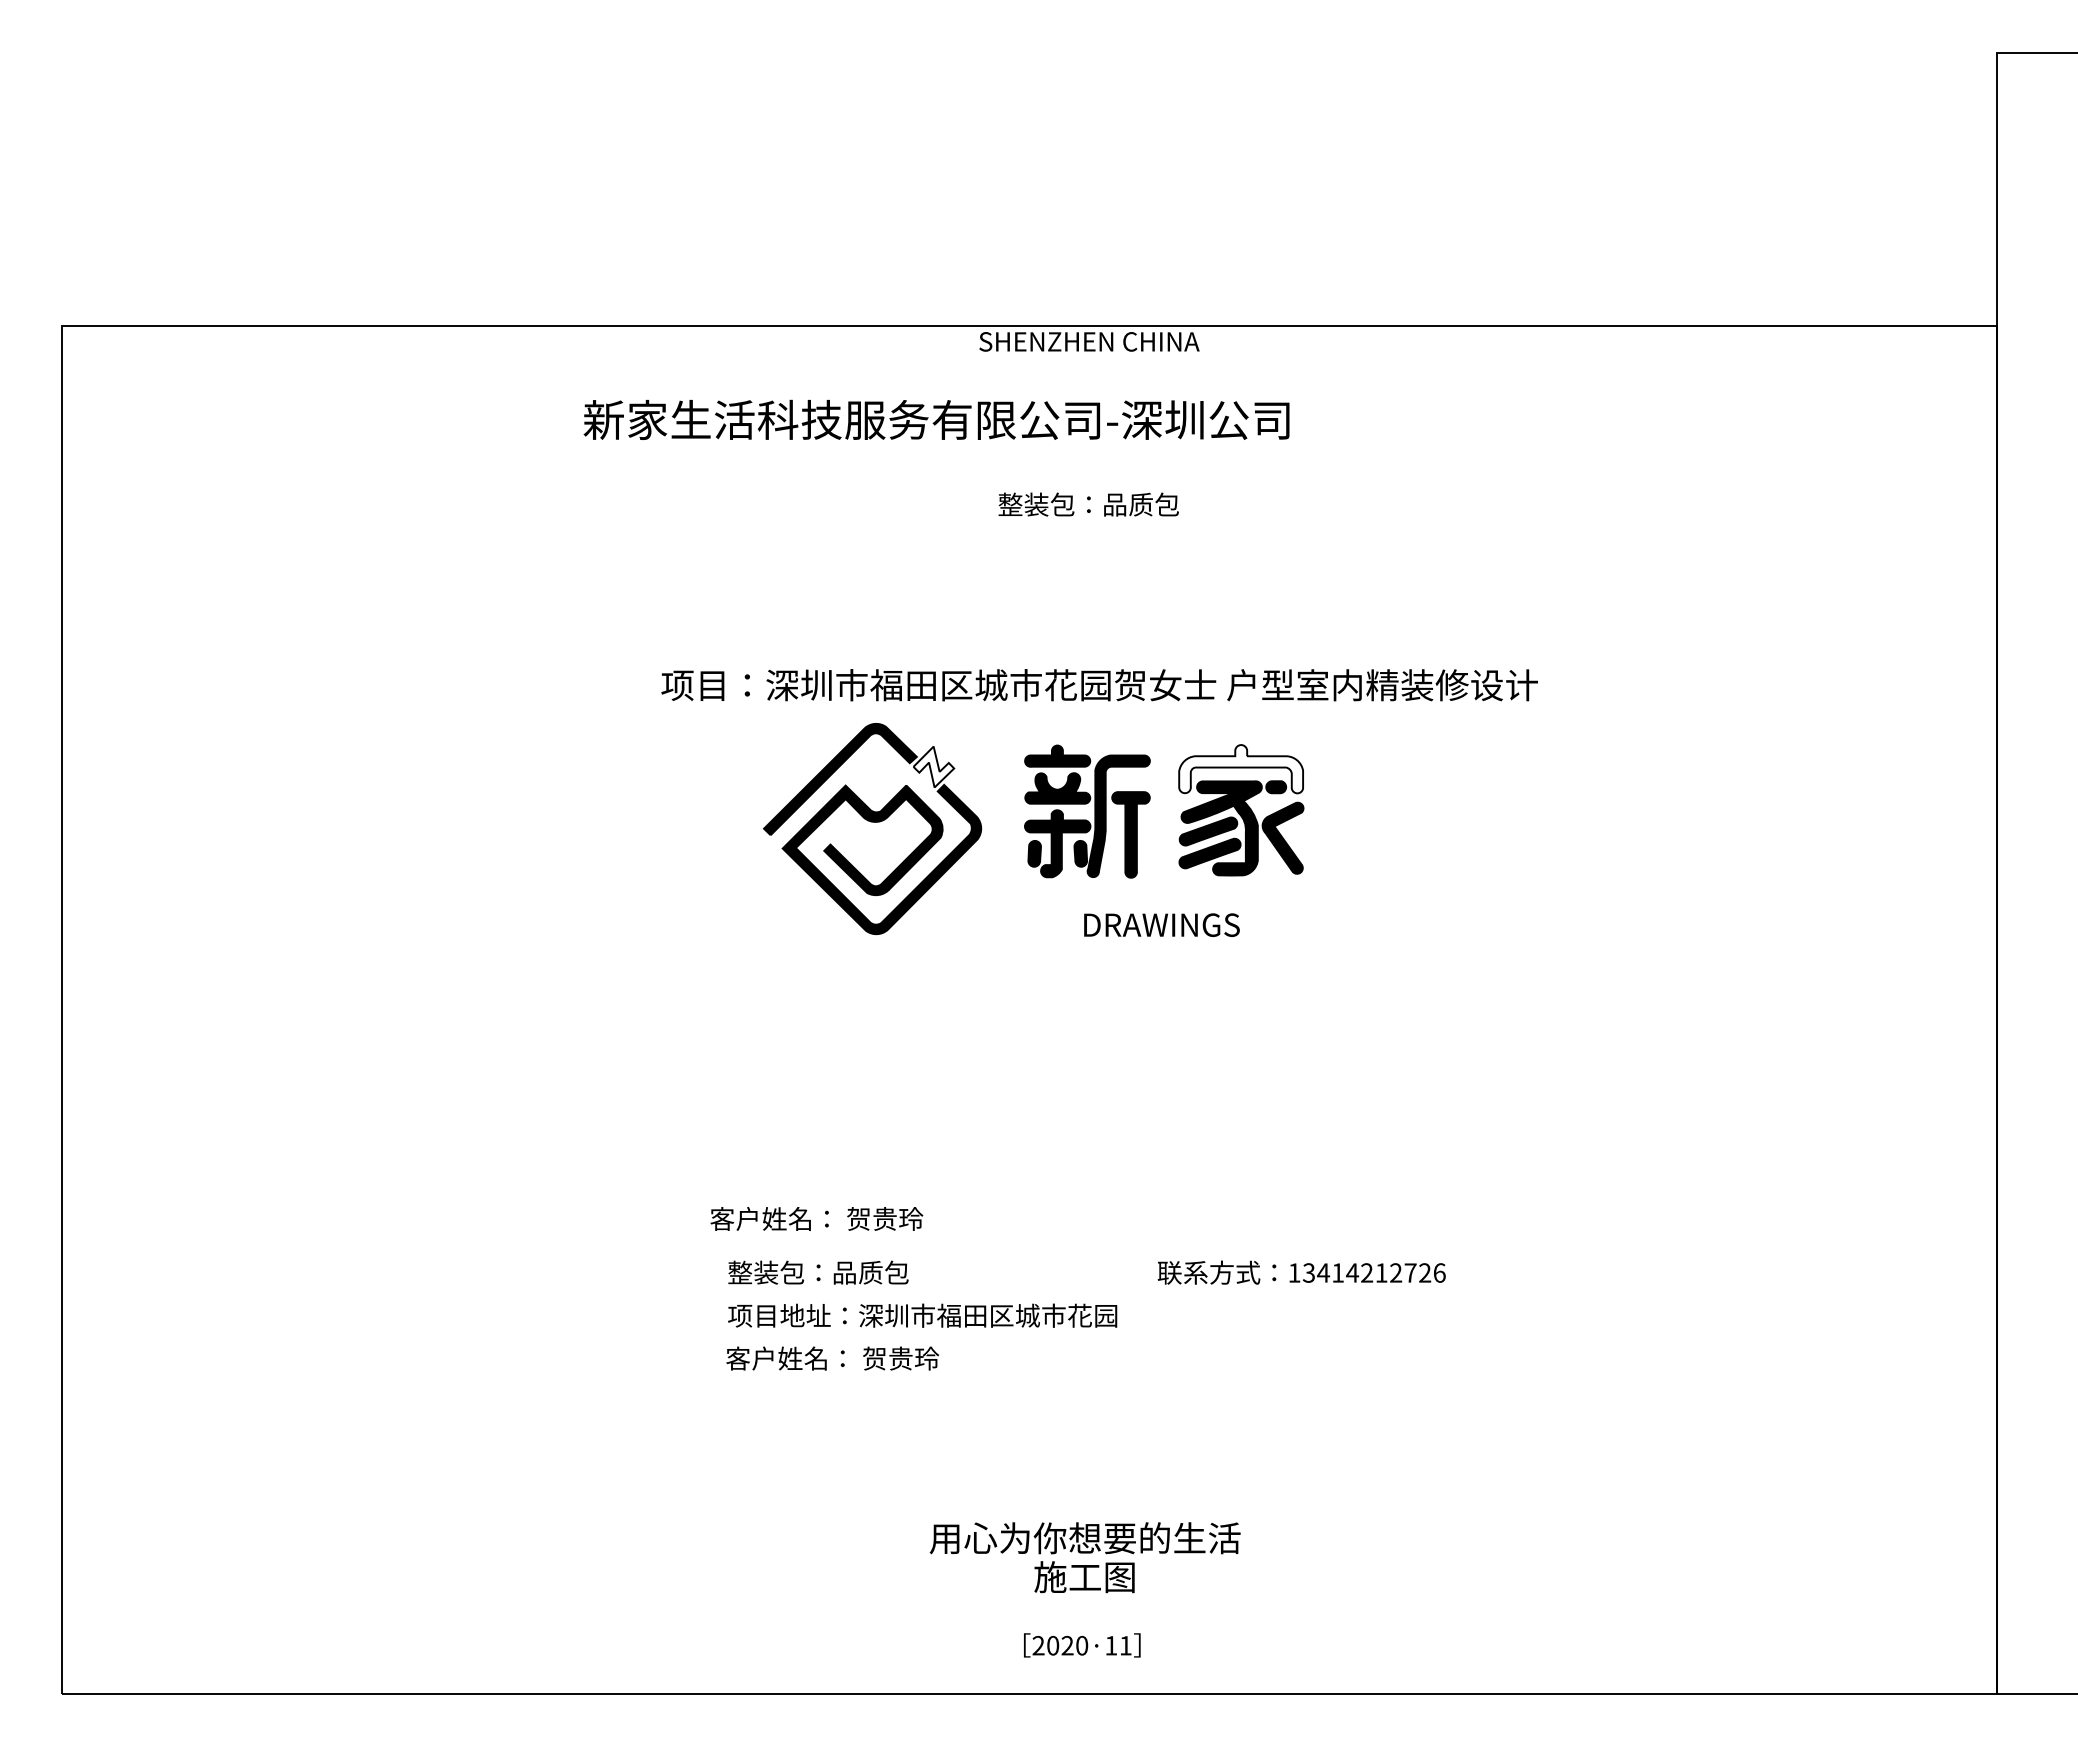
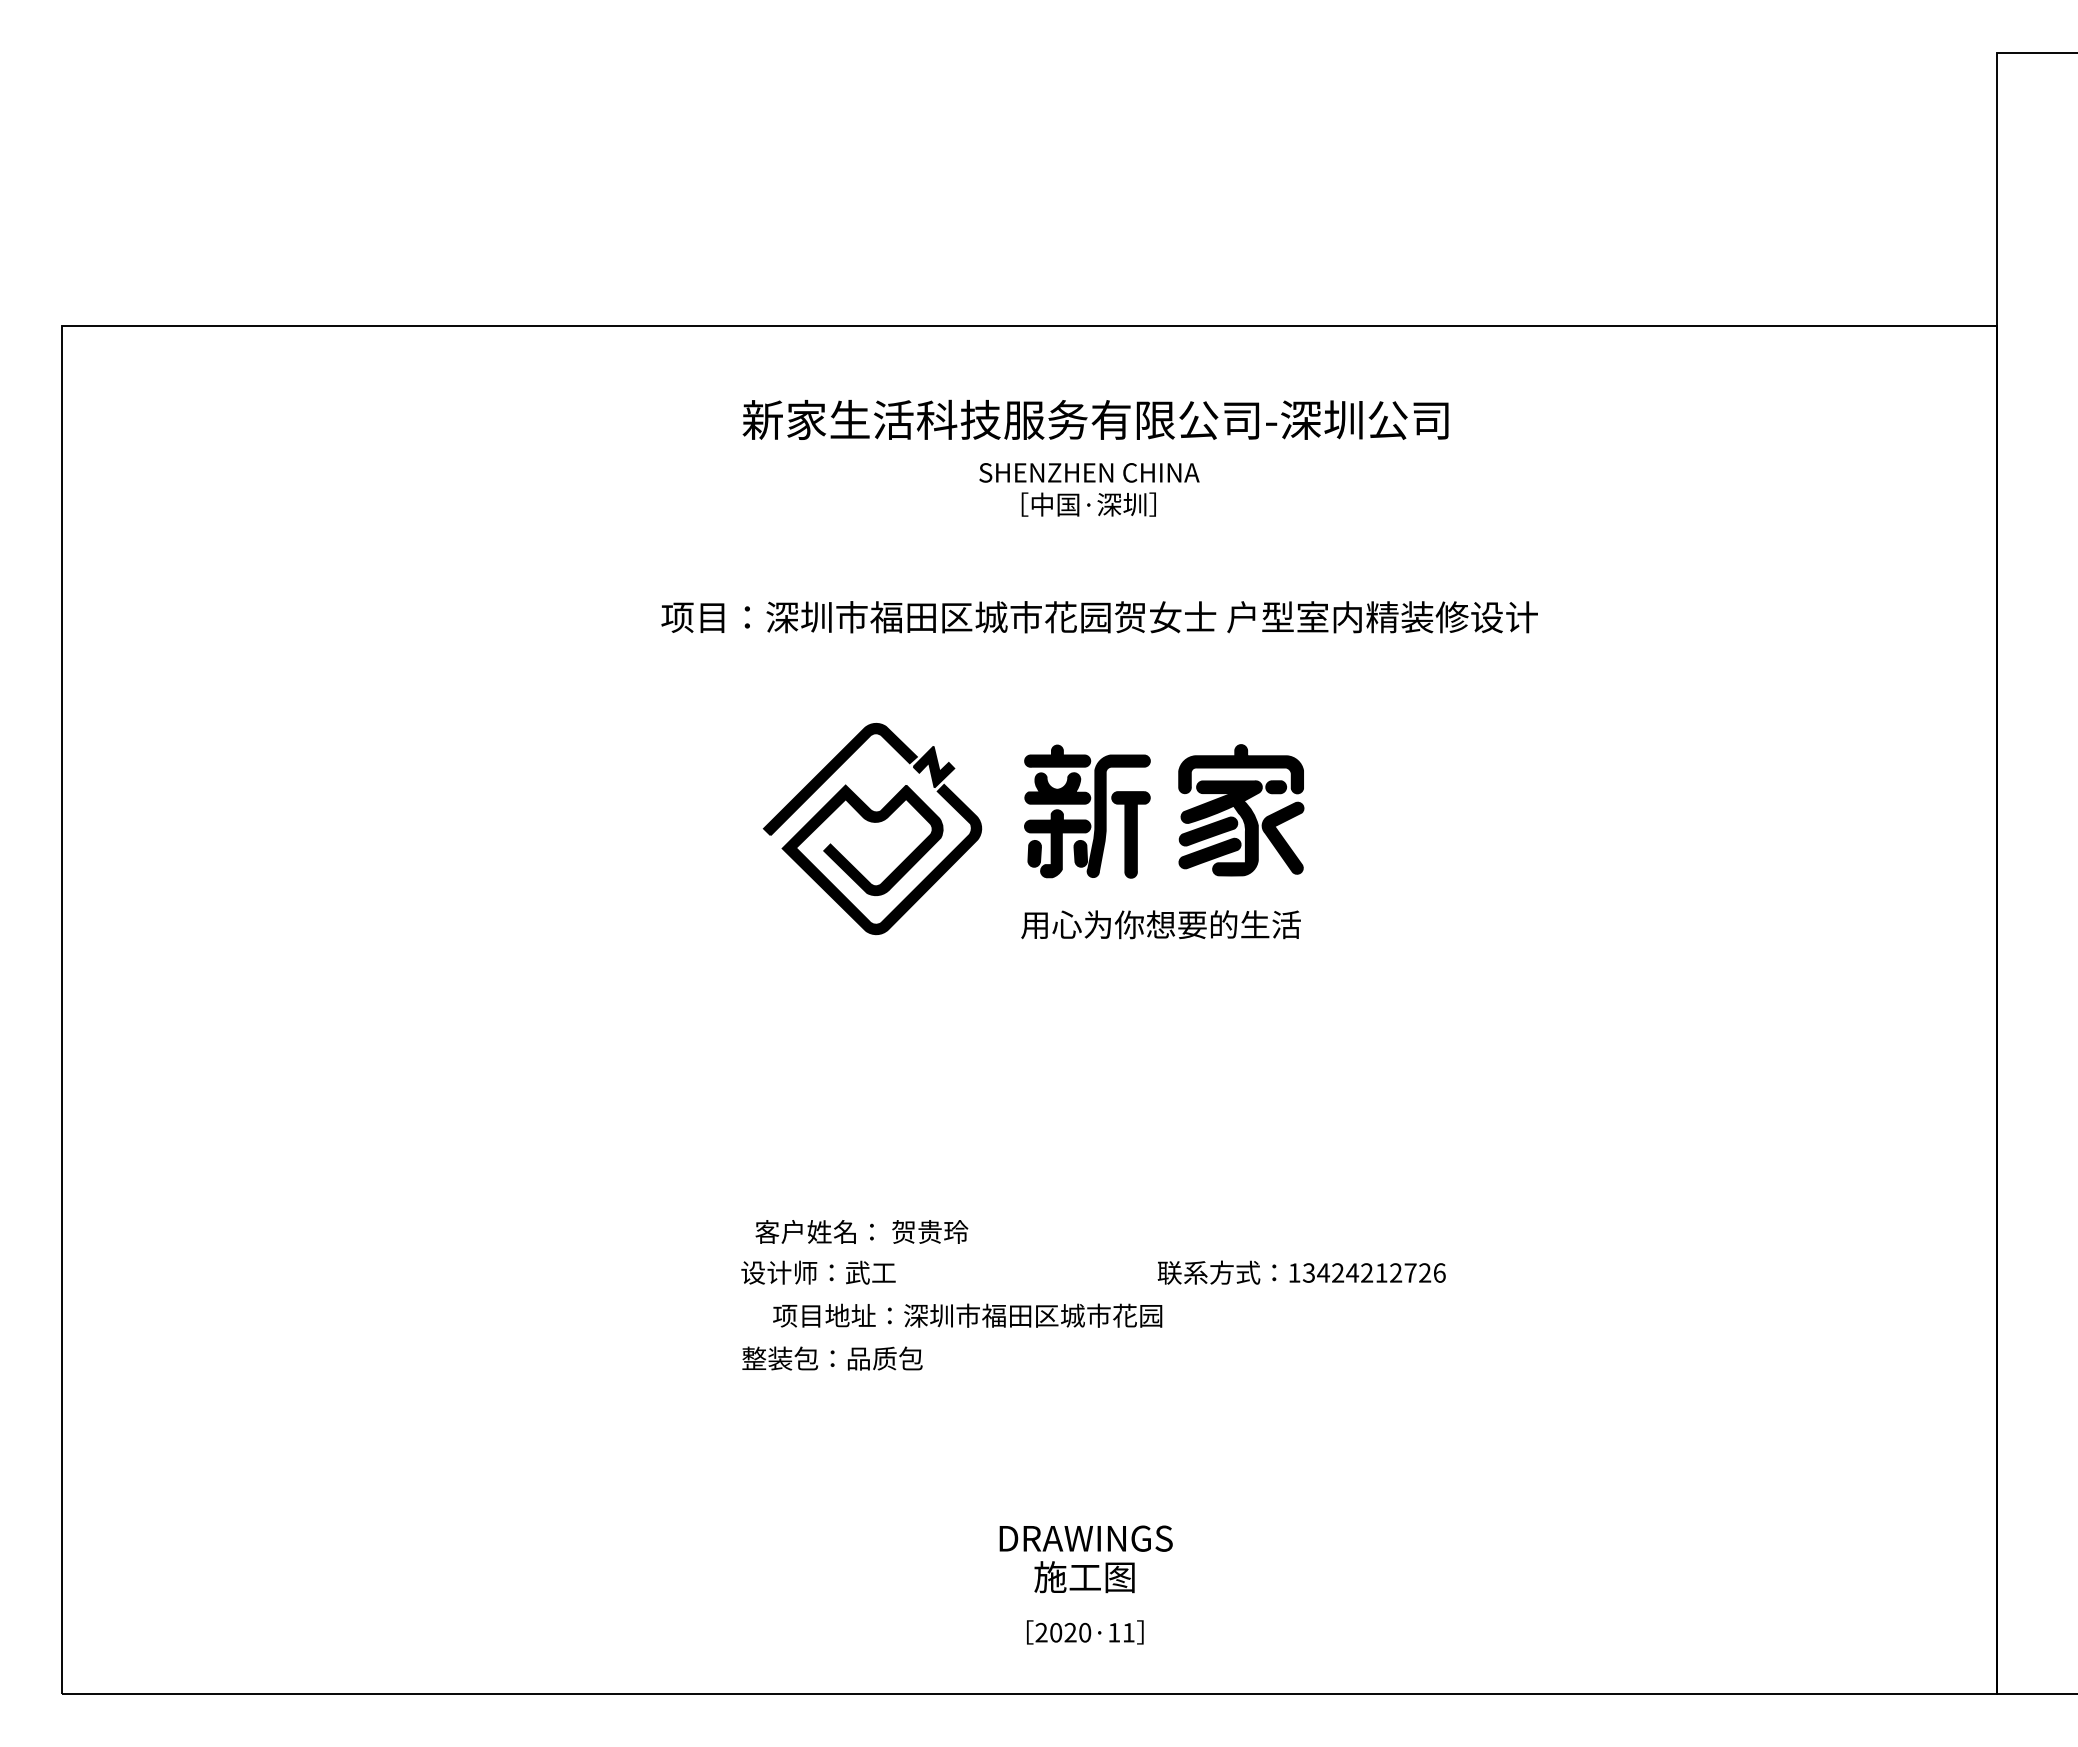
text position: (1089, 341) -> (1089, 472) (1089, 472)
text position: (936, 419) -> (1095, 419) (1095, 419)
text: 整装包：品质包 -> ［中国·深圳］ (1088, 504)
text position: (1099, 685) -> (1099, 617) (1099, 617)
fill: none -> present (933, 766)
fill: none -> present (1241, 769)
text: DRAWINGS -> 用心为你想要的生活 (1160, 924)
text position: (816, 1218) -> (861, 1231) (861, 1231)
text: 整装包：品质包 -> 设计师：武工 (818, 1272)
text: 13414212726 -> 13424212726 (1338, 1272)
text position: (922, 1315) -> (967, 1315) (967, 1315)
text: 客户姓名： 贺贵玲 -> 整装包：品质包 (832, 1358)
text: 用心为你想要的生活 -> DRAWINGS (1084, 1538)
text position: (1082, 1645) -> (1085, 1632) (1085, 1632)
